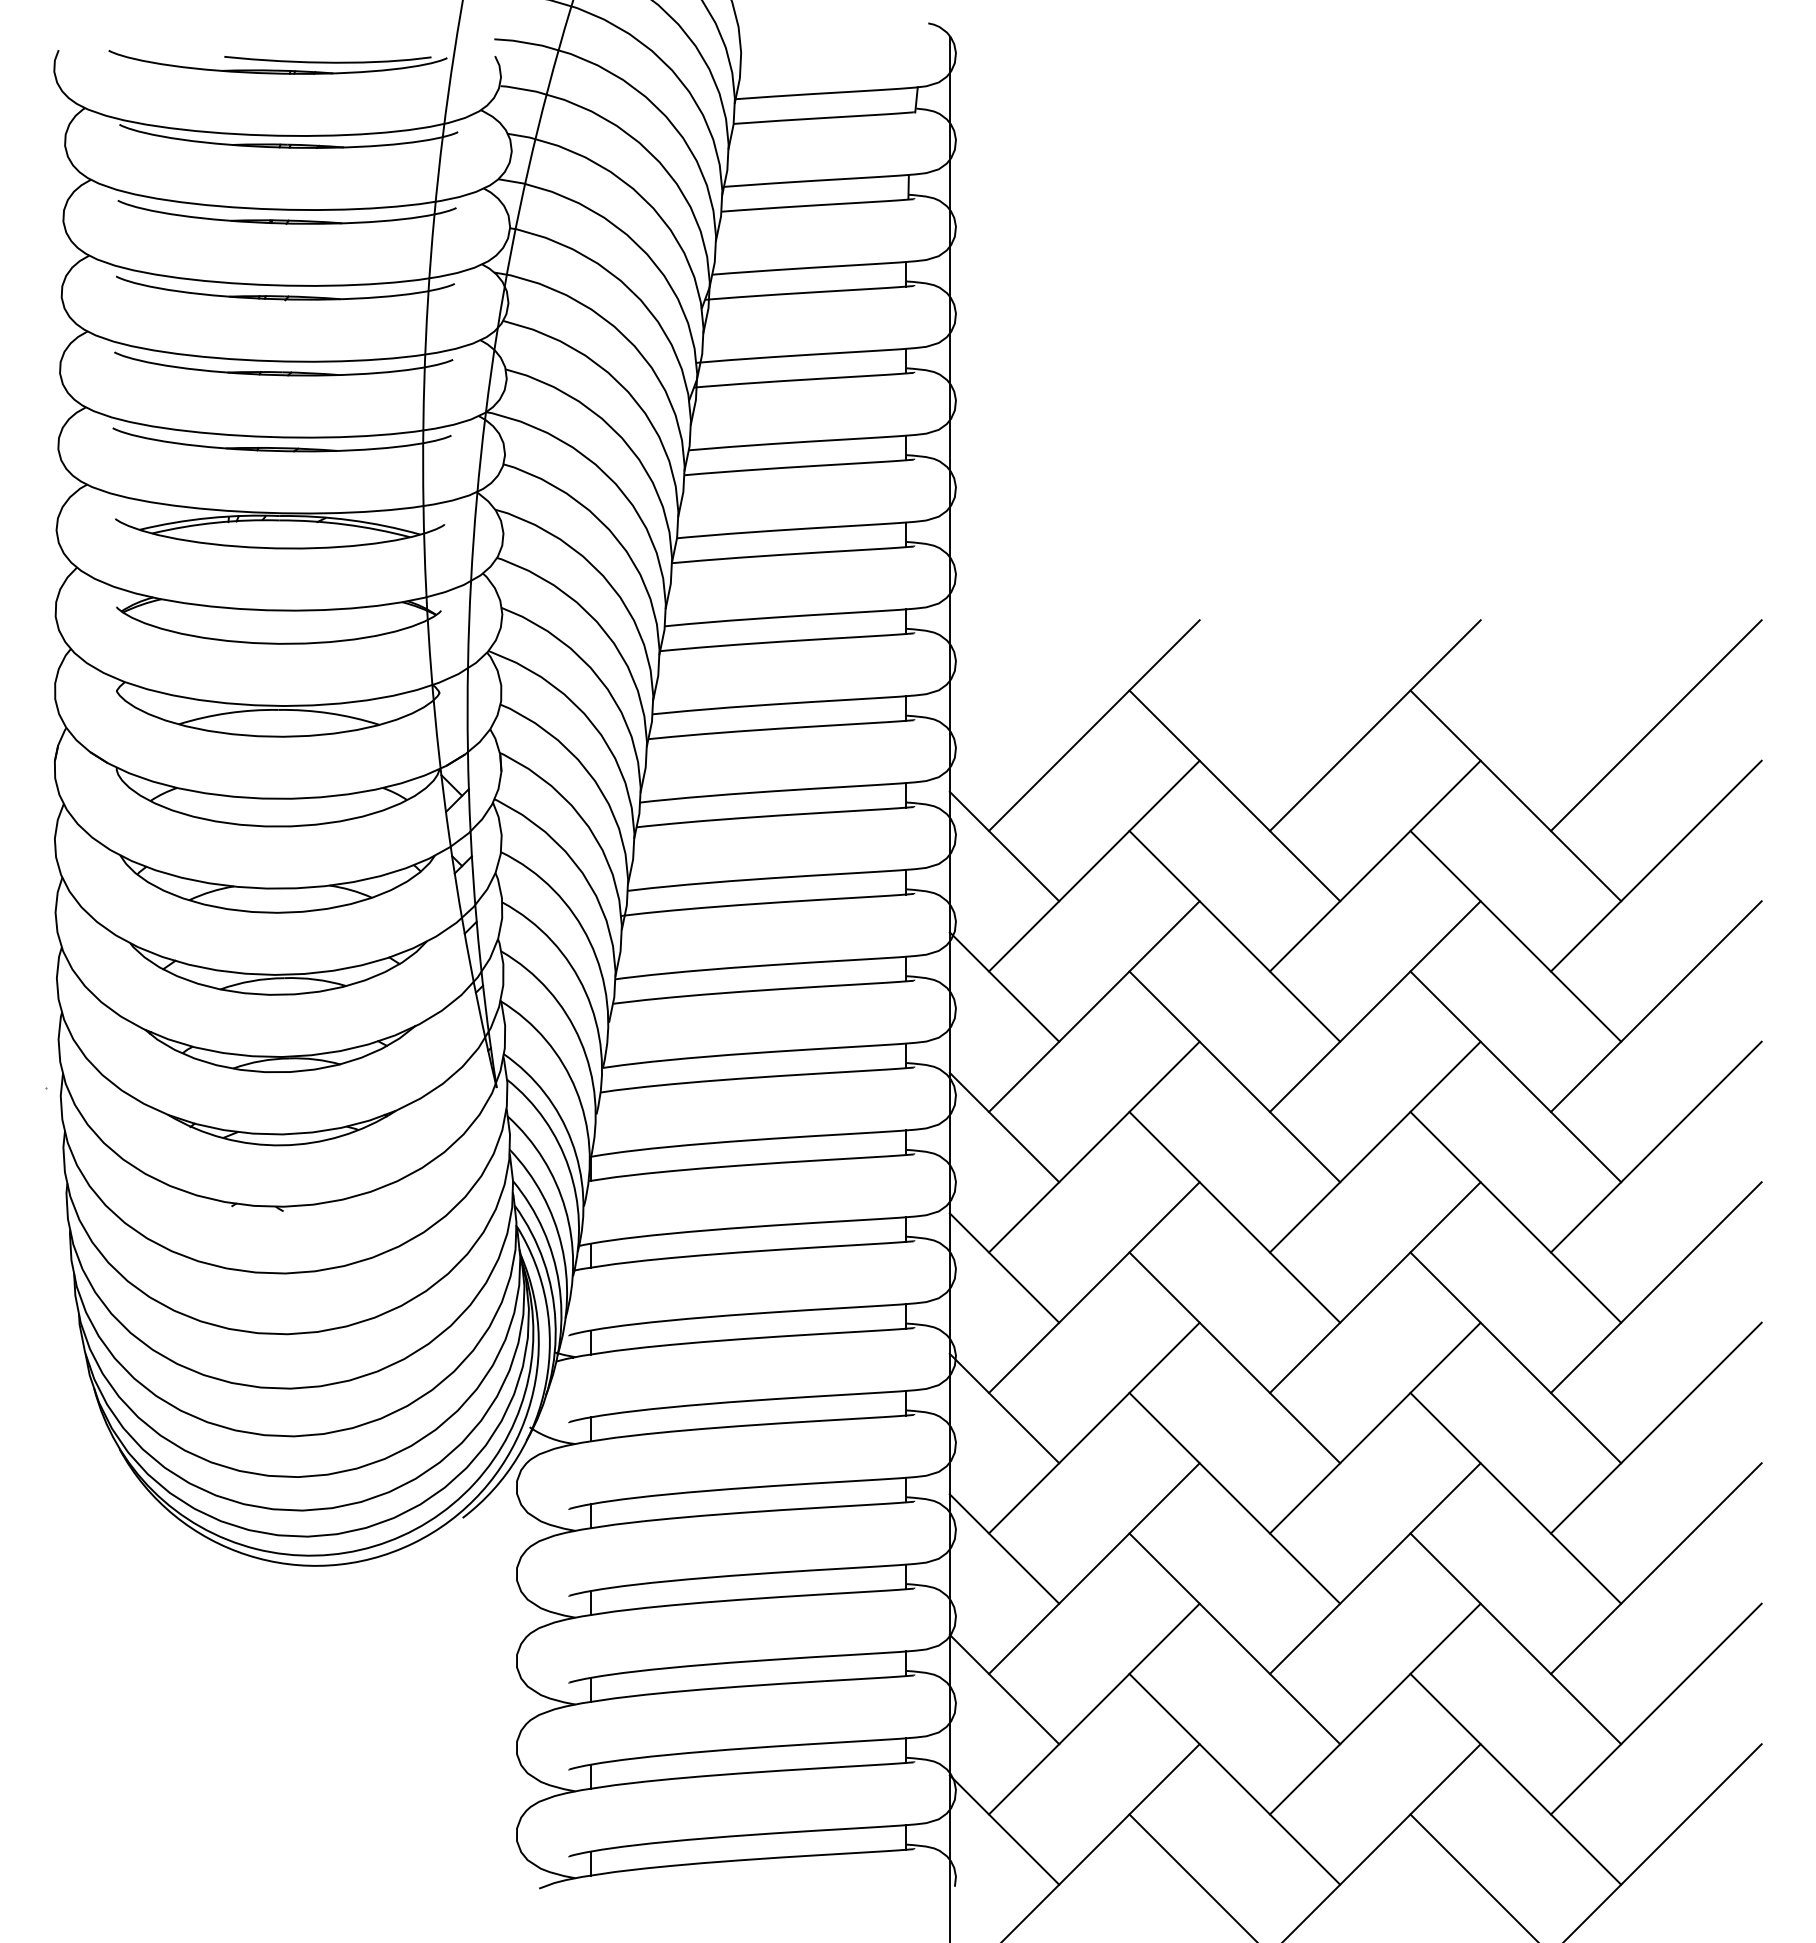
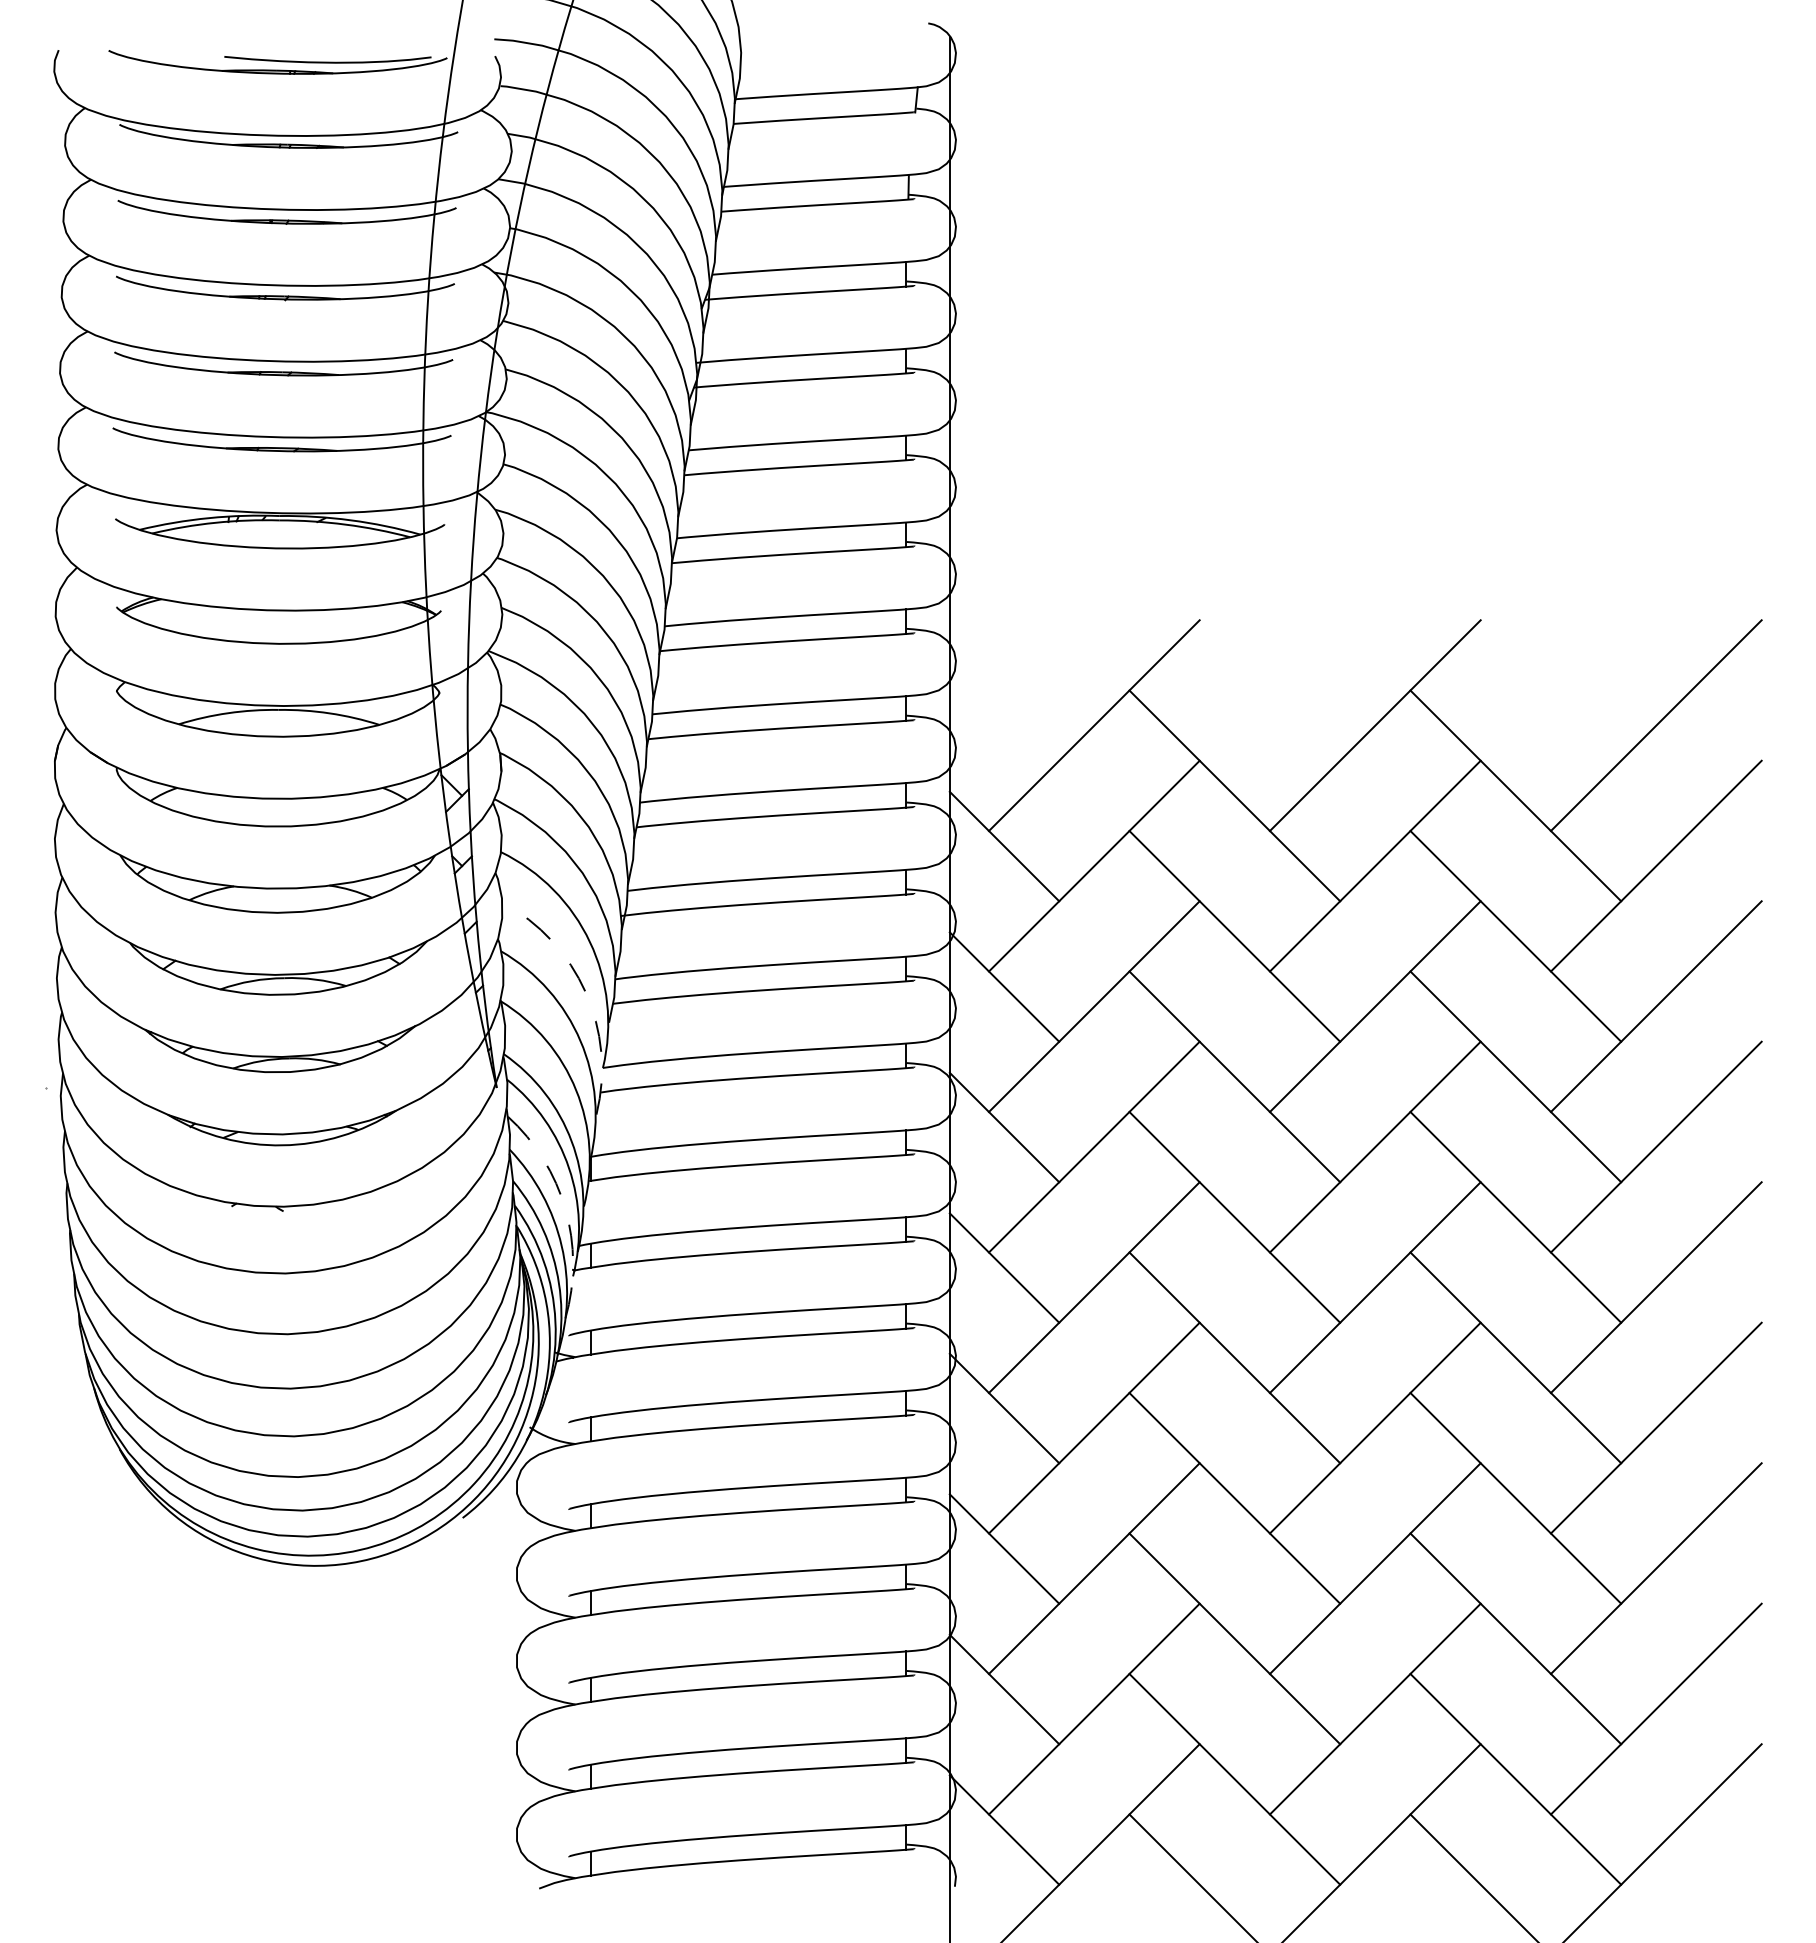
arc: solid -> dashed (585, 992)
arc: solid -> dashed (565, 1209)
